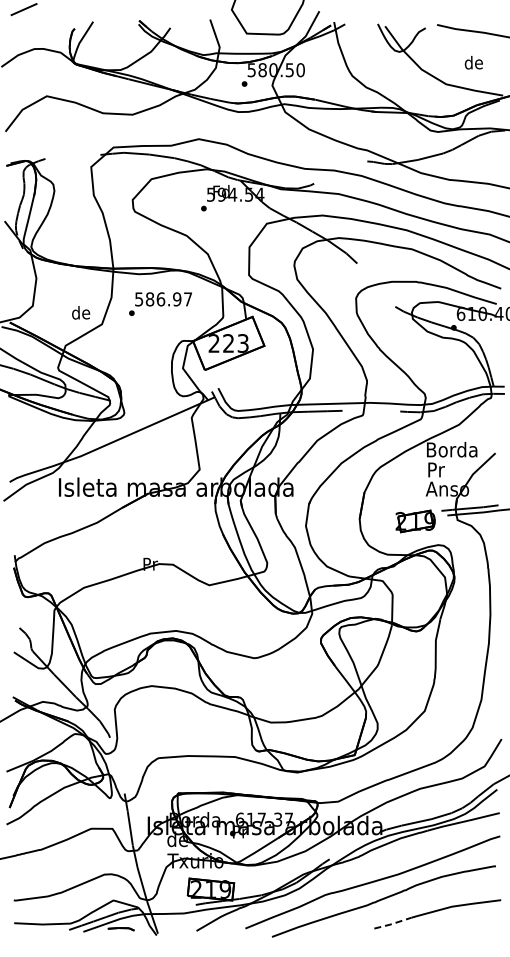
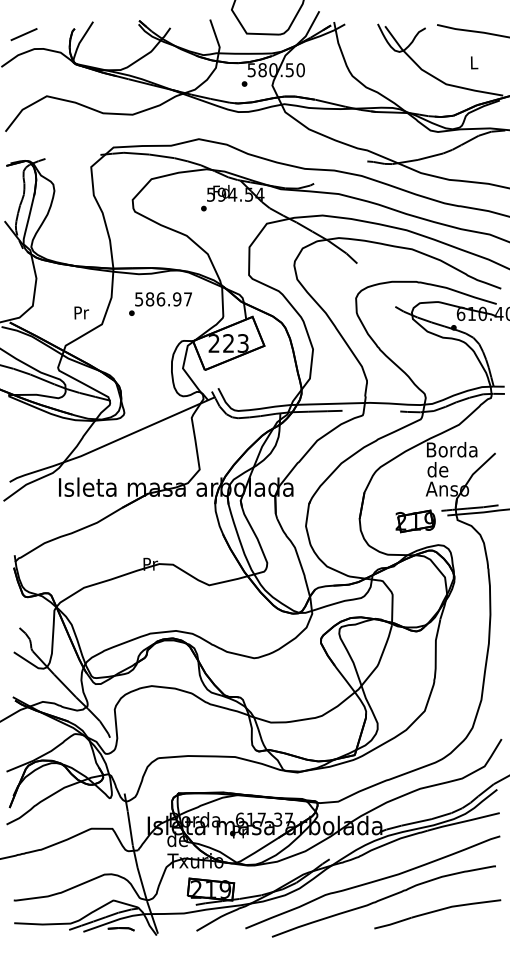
line position: (23, 9) -> (23, 34) (23, 34)
text: de -> L (473, 62)
text: de -> Pr (81, 312)
text: Pr -> de (437, 469)
line: dashed -> solid (391, 924)
